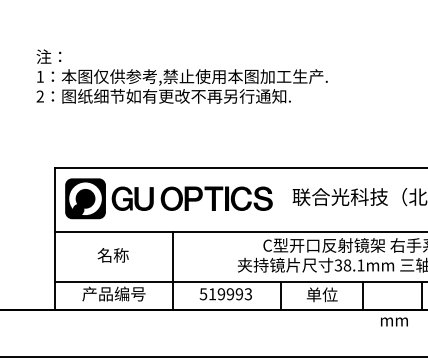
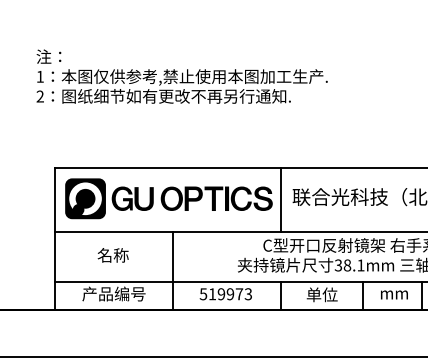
line: none -> present (281, 199)
text: 519993 -> 519973 (239, 294)
text position: (394, 321) -> (394, 294) (394, 294)
